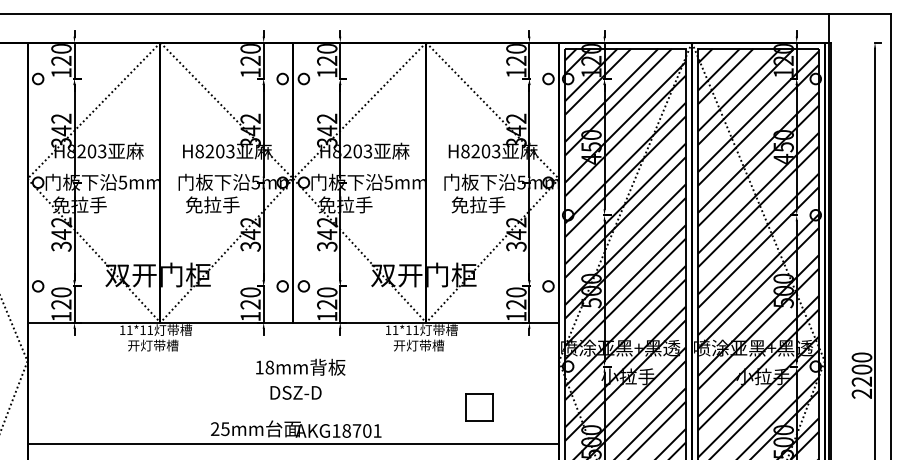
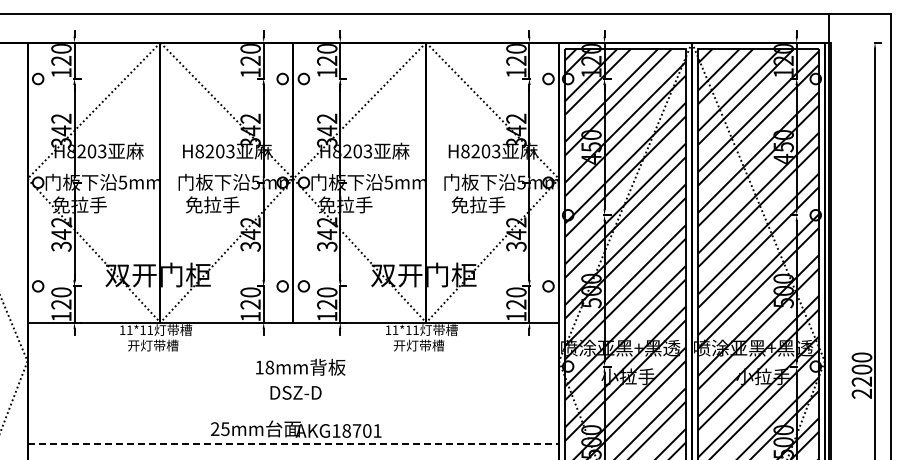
part: present -> none (479, 407)
line: solid -> dashed (293, 443)
